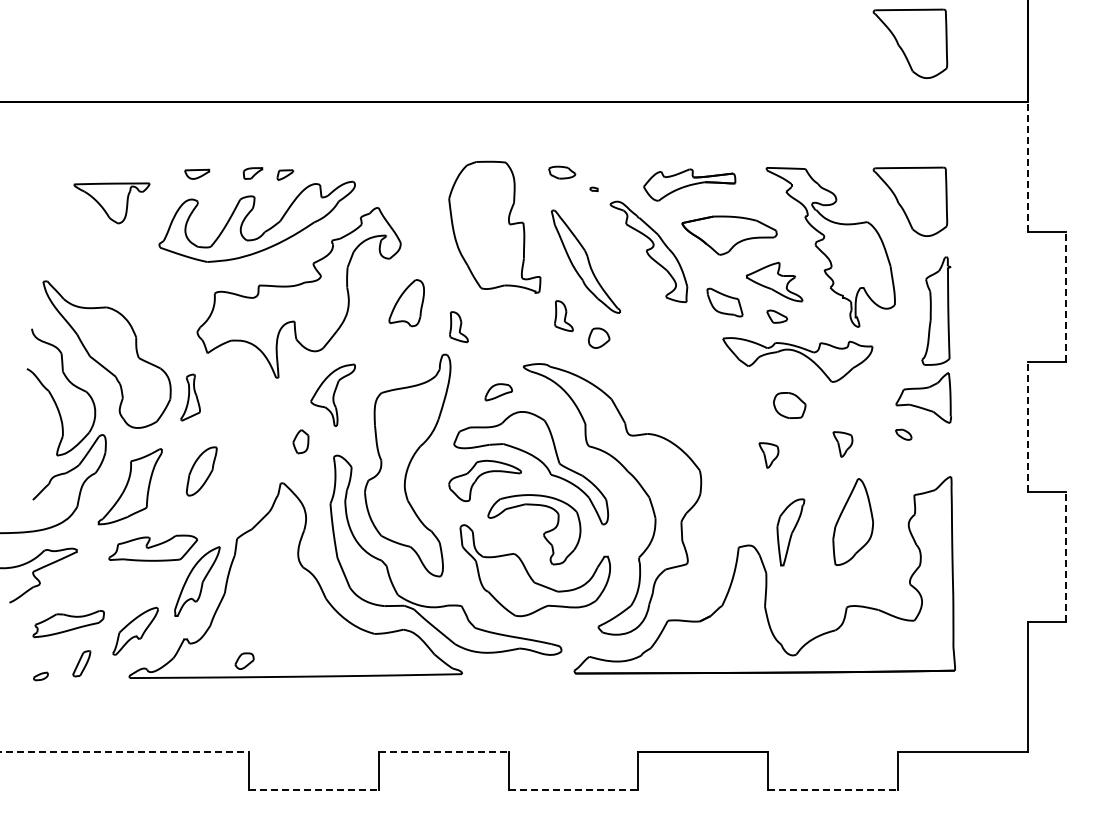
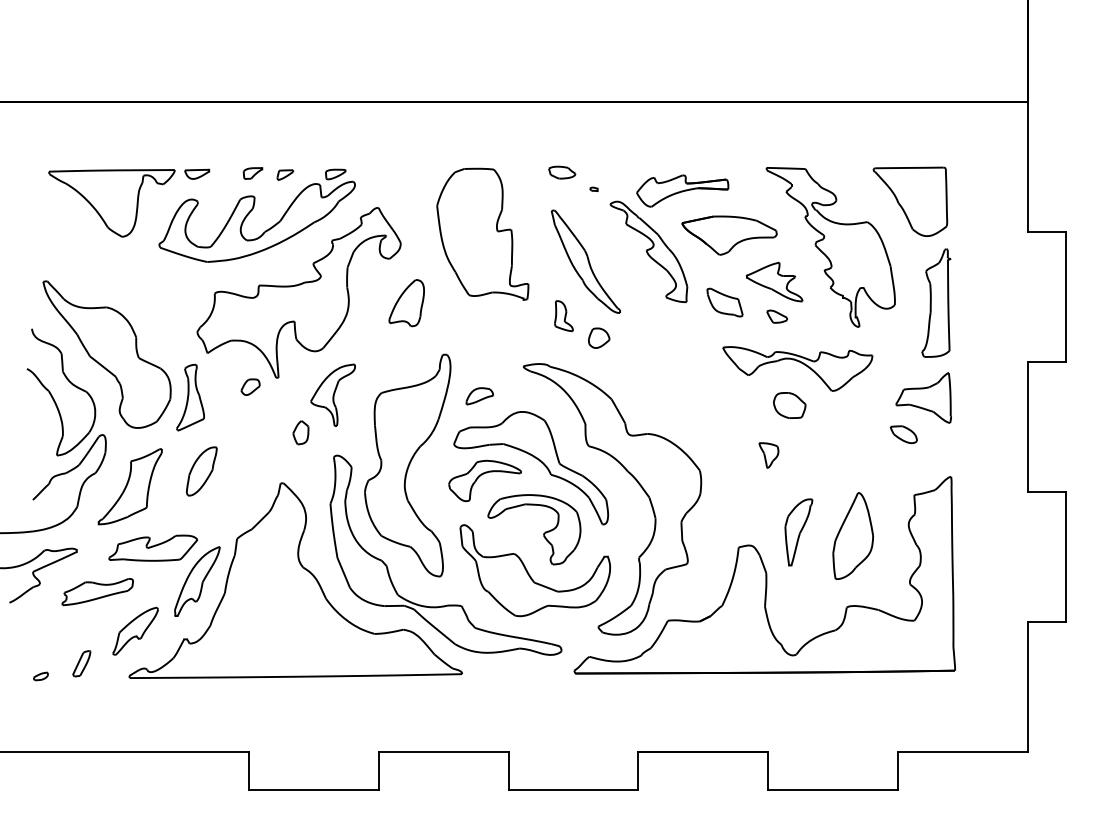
part: present -> none (910, 43)
line: dashed -> solid (1028, 166)
part: none -> present (335, 174)
part position: (689, 184) -> (682, 190) (682, 190)
part size: 78x43 px -> 128x69 px (111, 203)
part position: (494, 226) -> (482, 233) (482, 233)
line: dashed -> solid (1066, 296)
part position: (936, 310) -> (936, 302) (936, 302)
part: present -> none (458, 327)
part position: (798, 353) -> (798, 362) (798, 362)
part position: (498, 392) -> (479, 396) (479, 396)
part size: 21x49 px -> 29x69 px (190, 397)
line: dashed -> solid (1028, 426)
part size: 18x13 px -> 29x20 px (903, 434)
part position: (300, 441) -> (300, 432) (300, 432)
part: present -> none (842, 444)
part position: (852, 521) -> (852, 535) (852, 535)
part position: (790, 532) -> (798, 532) (798, 532)
line: dashed -> solid (1066, 556)
part position: (68, 624) -> (97, 592) (97, 592)
part position: (244, 660) -> (250, 386) (250, 386)
line: dashed -> solid (124, 751)
line: dashed -> solid (443, 751)
line: dashed -> solid (313, 789)
line: dashed -> solid (573, 789)
line: dashed -> solid (833, 789)
